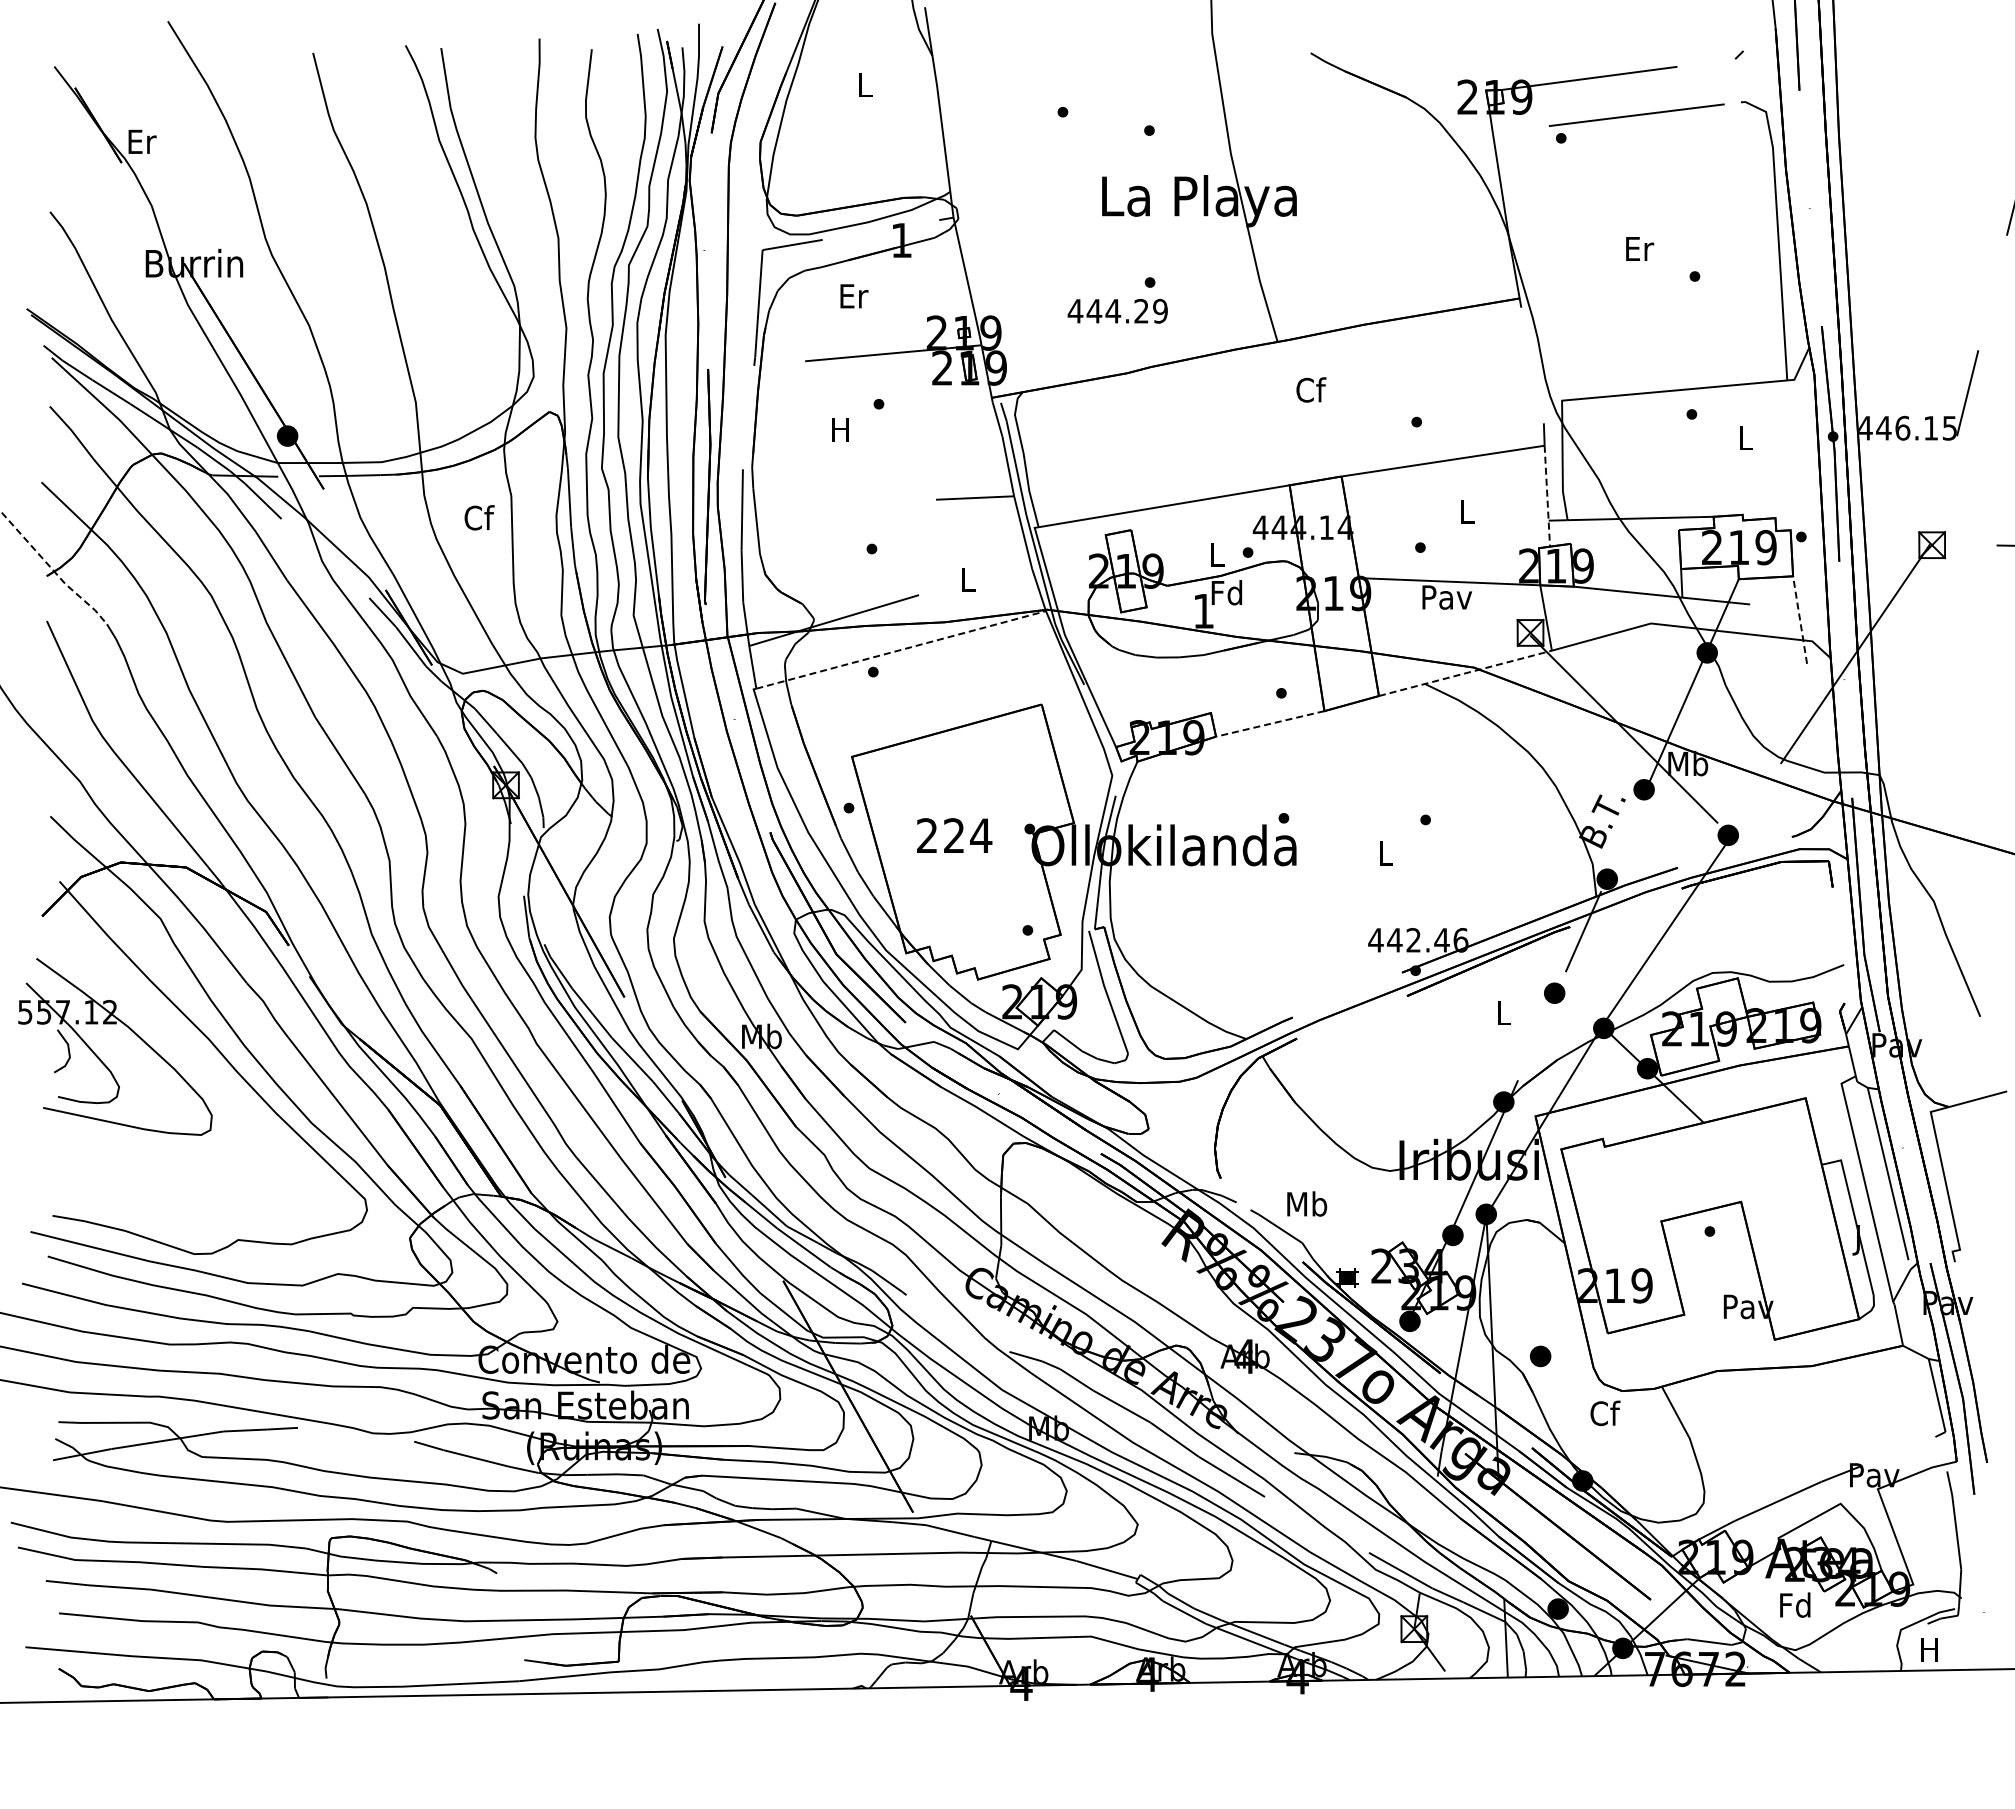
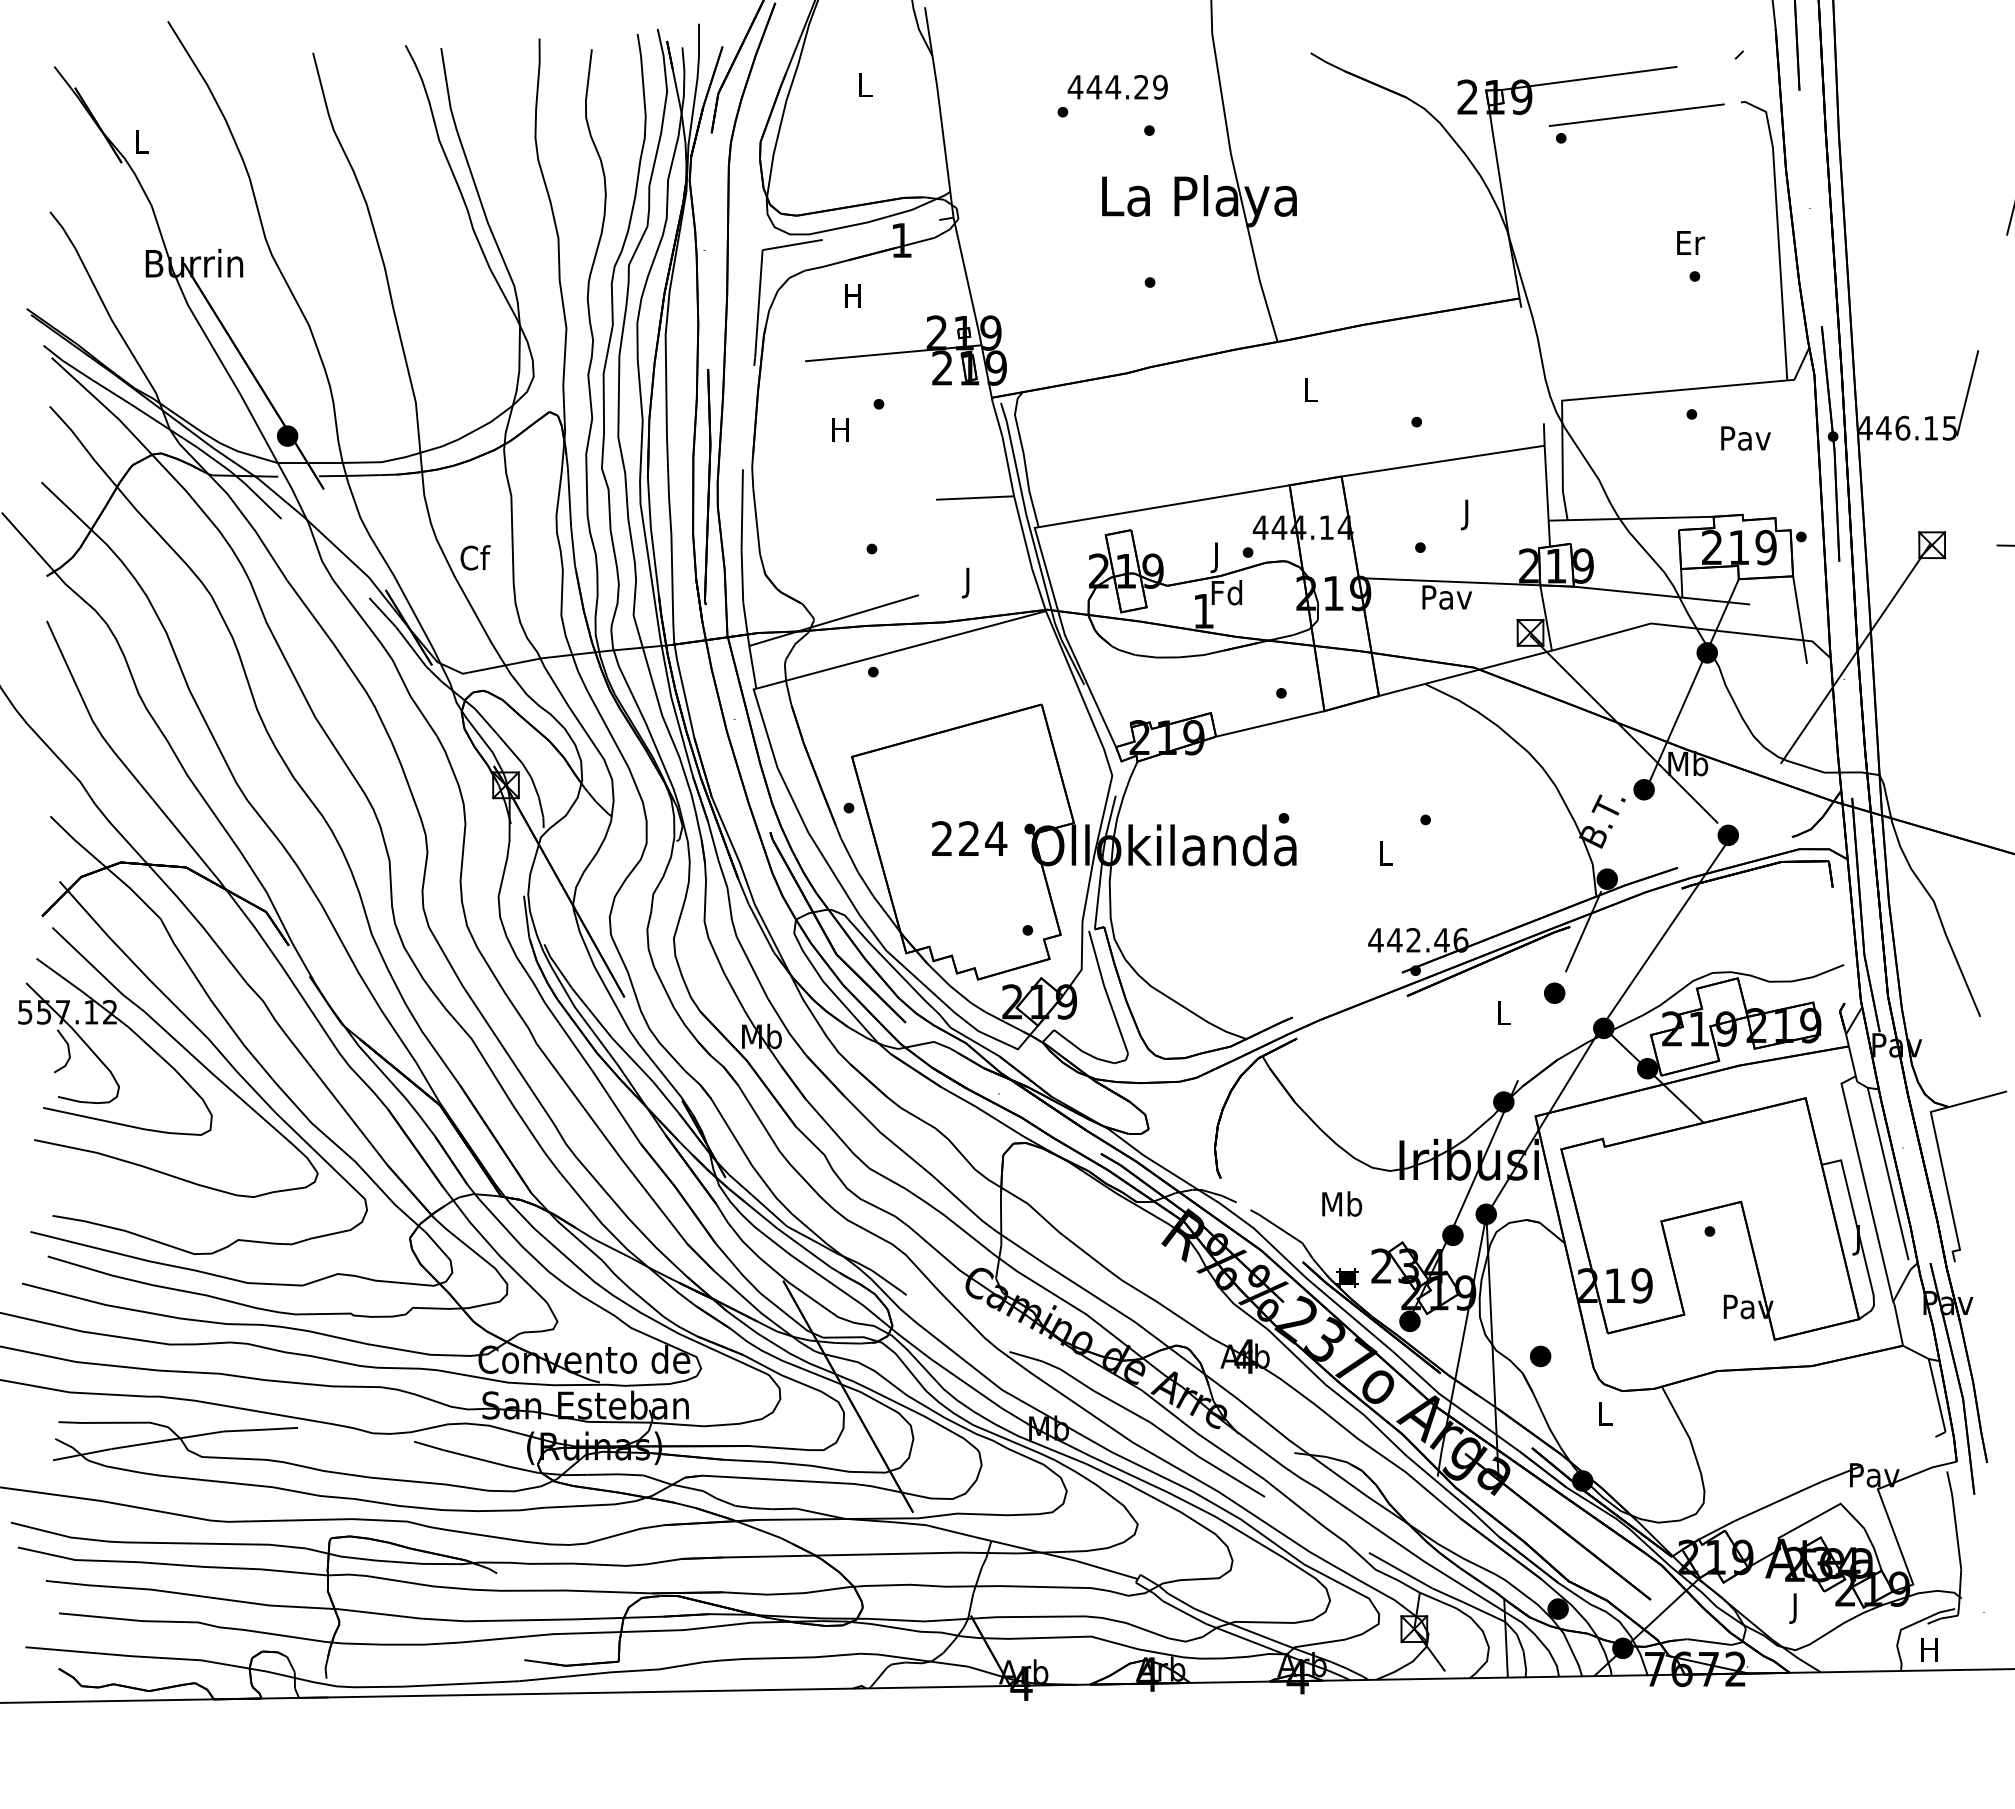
text: Er -> L (142, 141)
text position: (1640, 248) -> (1691, 242) (1691, 242)
text: Er -> H (854, 296)
text position: (1117, 311) -> (1117, 87) (1117, 87)
text: Cf -> L (1311, 389)
text: L -> Pav (1745, 438)
line: dashed -> solid (1547, 496)
text: L -> J (1467, 514)
text position: (479, 517) -> (475, 557) (475, 557)
text: L -> J (1217, 557)
line: dashed -> solid (54, 571)
text: L -> J (968, 582)
line: dashed -> solid (1800, 619)
line: dashed -> solid (901, 649)
line: dashed -> solid (1465, 673)
line: dashed -> solid (1270, 723)
text position: (954, 835) -> (969, 838) (969, 838)
curve: none -> present (186, 1051)
text position: (1307, 1203) -> (1342, 1203) (1342, 1203)
text: Cf -> L (1605, 1413)
text: Fd -> J (1795, 1607)
